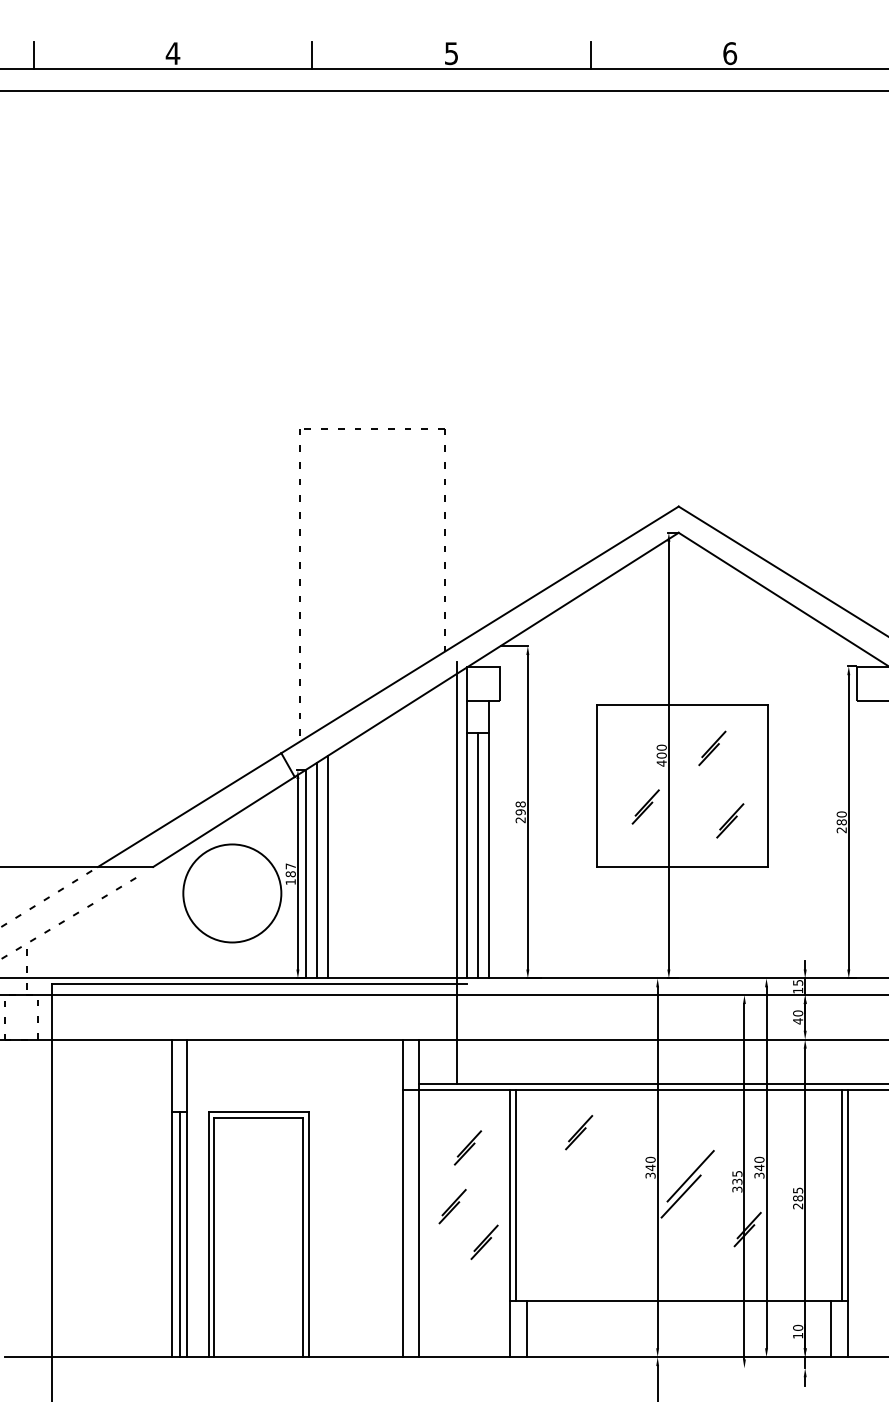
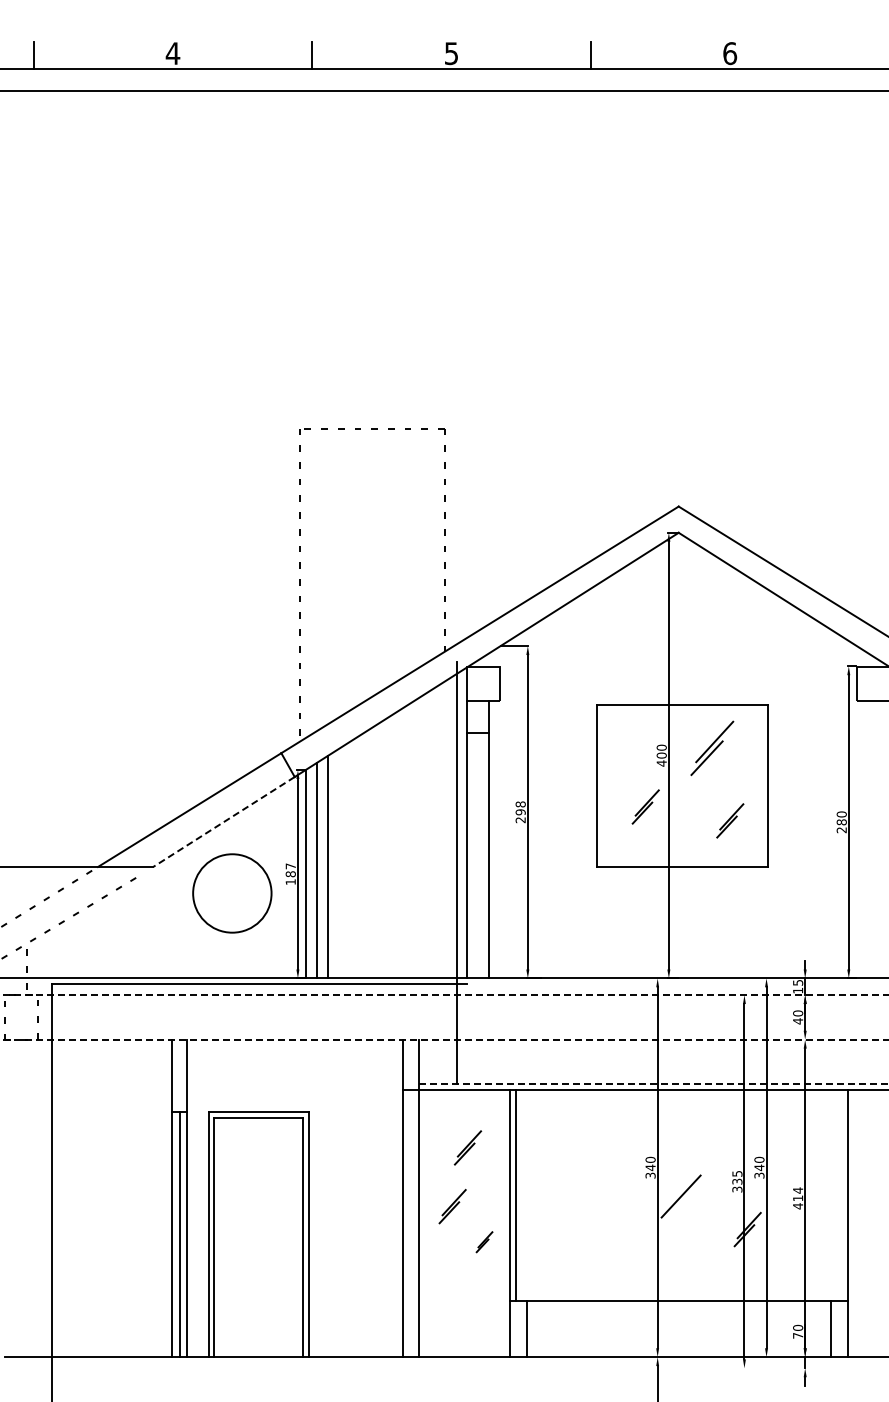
part size: 29x37 px -> 45x57 px (712, 748)
line: solid -> dashed (223, 822)
line: present -> none (478, 855)
circle diameter: 98 px -> 78 px (232, 893)
line: solid -> dashed (444, 995)
line: solid -> dashed (444, 1039)
line: solid -> dashed (653, 1084)
part: present -> none (579, 1132)
line: present -> none (690, 1176)
line: present -> none (842, 1195)
text: 285 -> 414 (798, 1198)
part size: 29x36 px -> 19x23 px (484, 1242)
text: 10 -> 70 (798, 1335)
